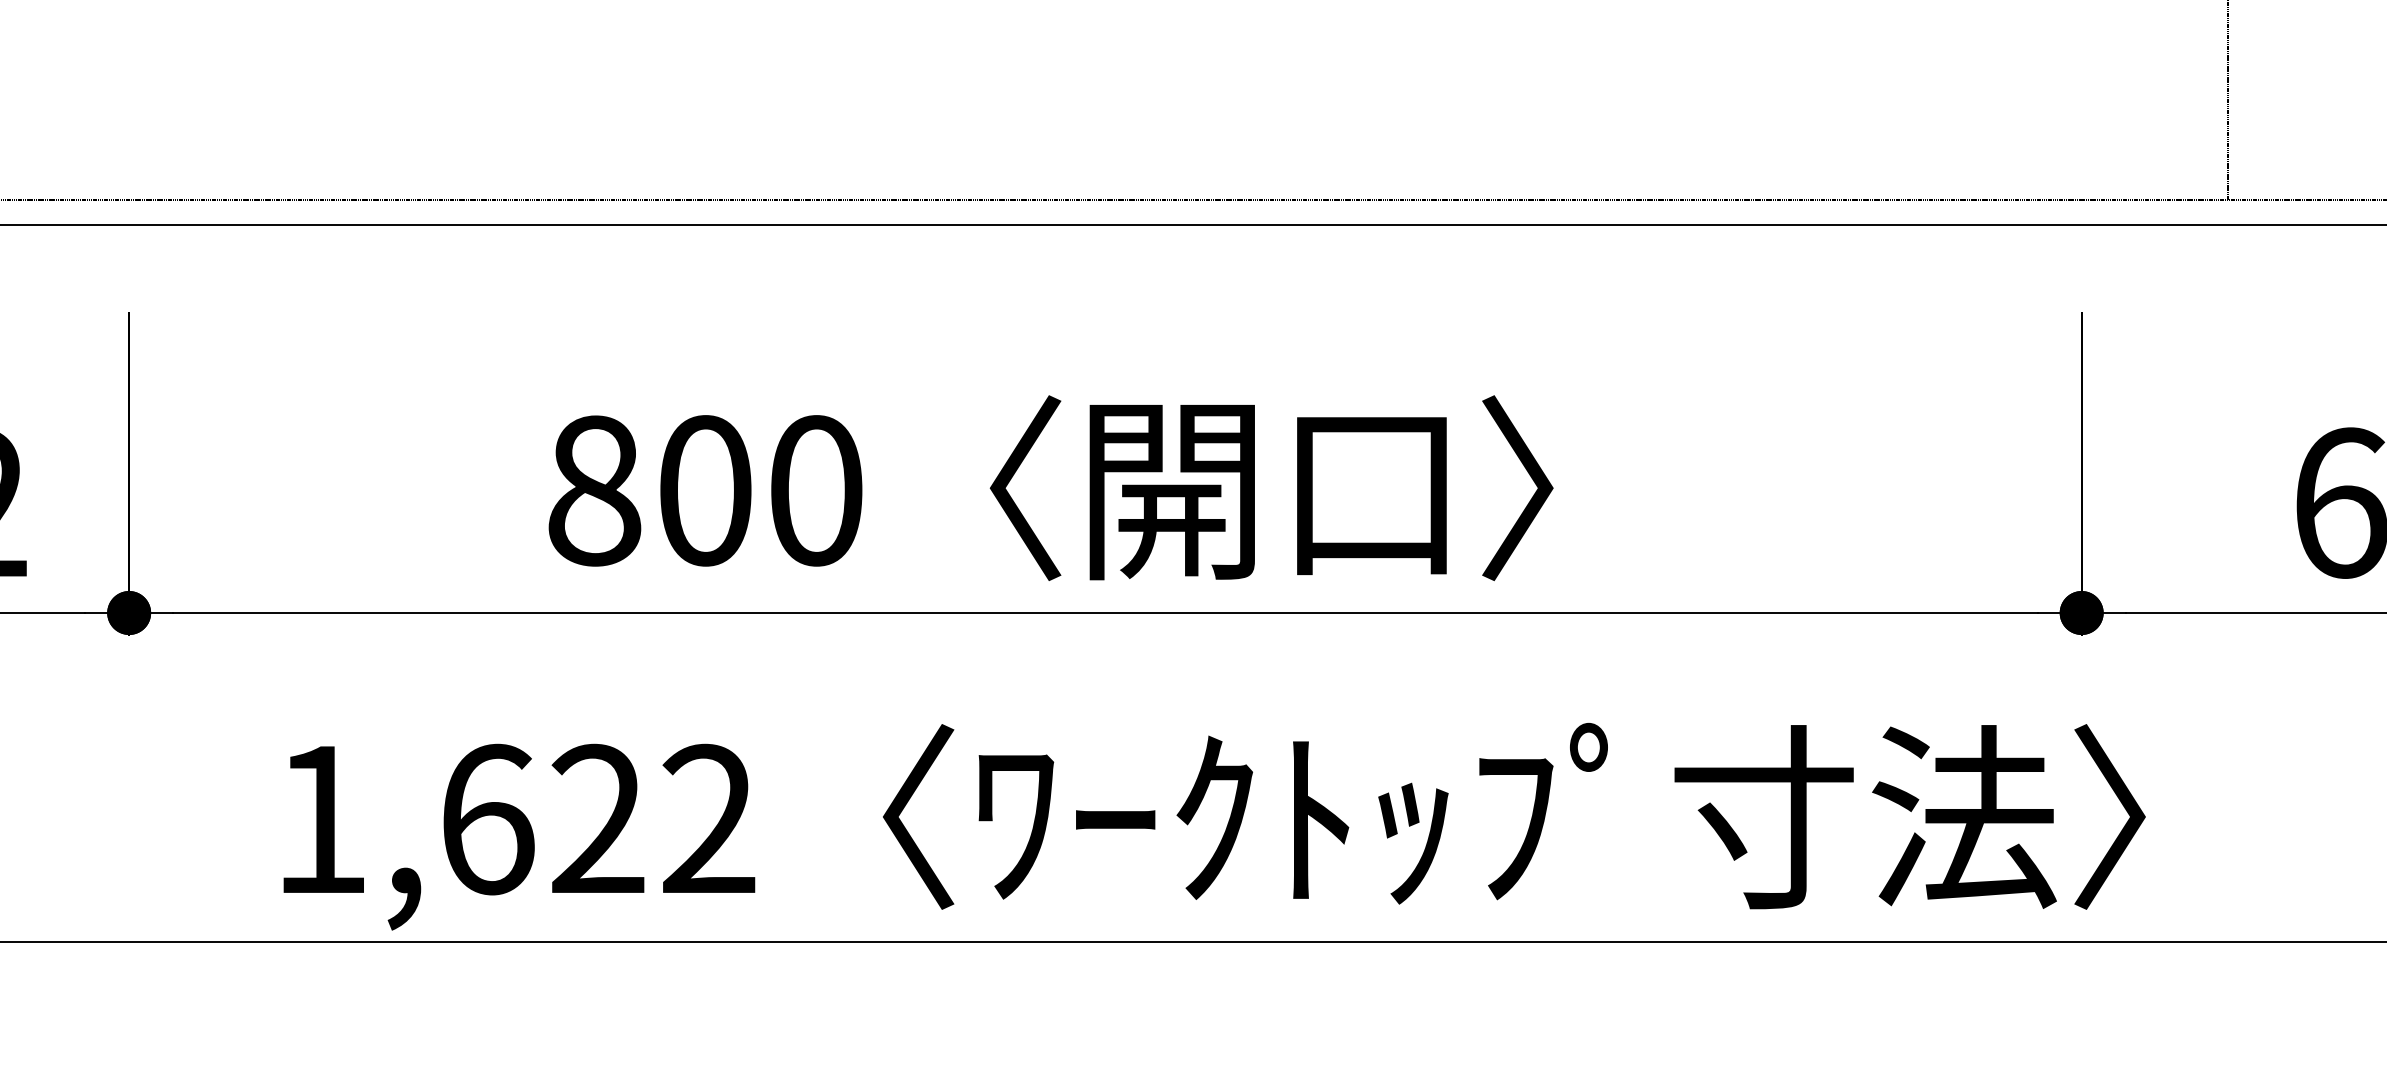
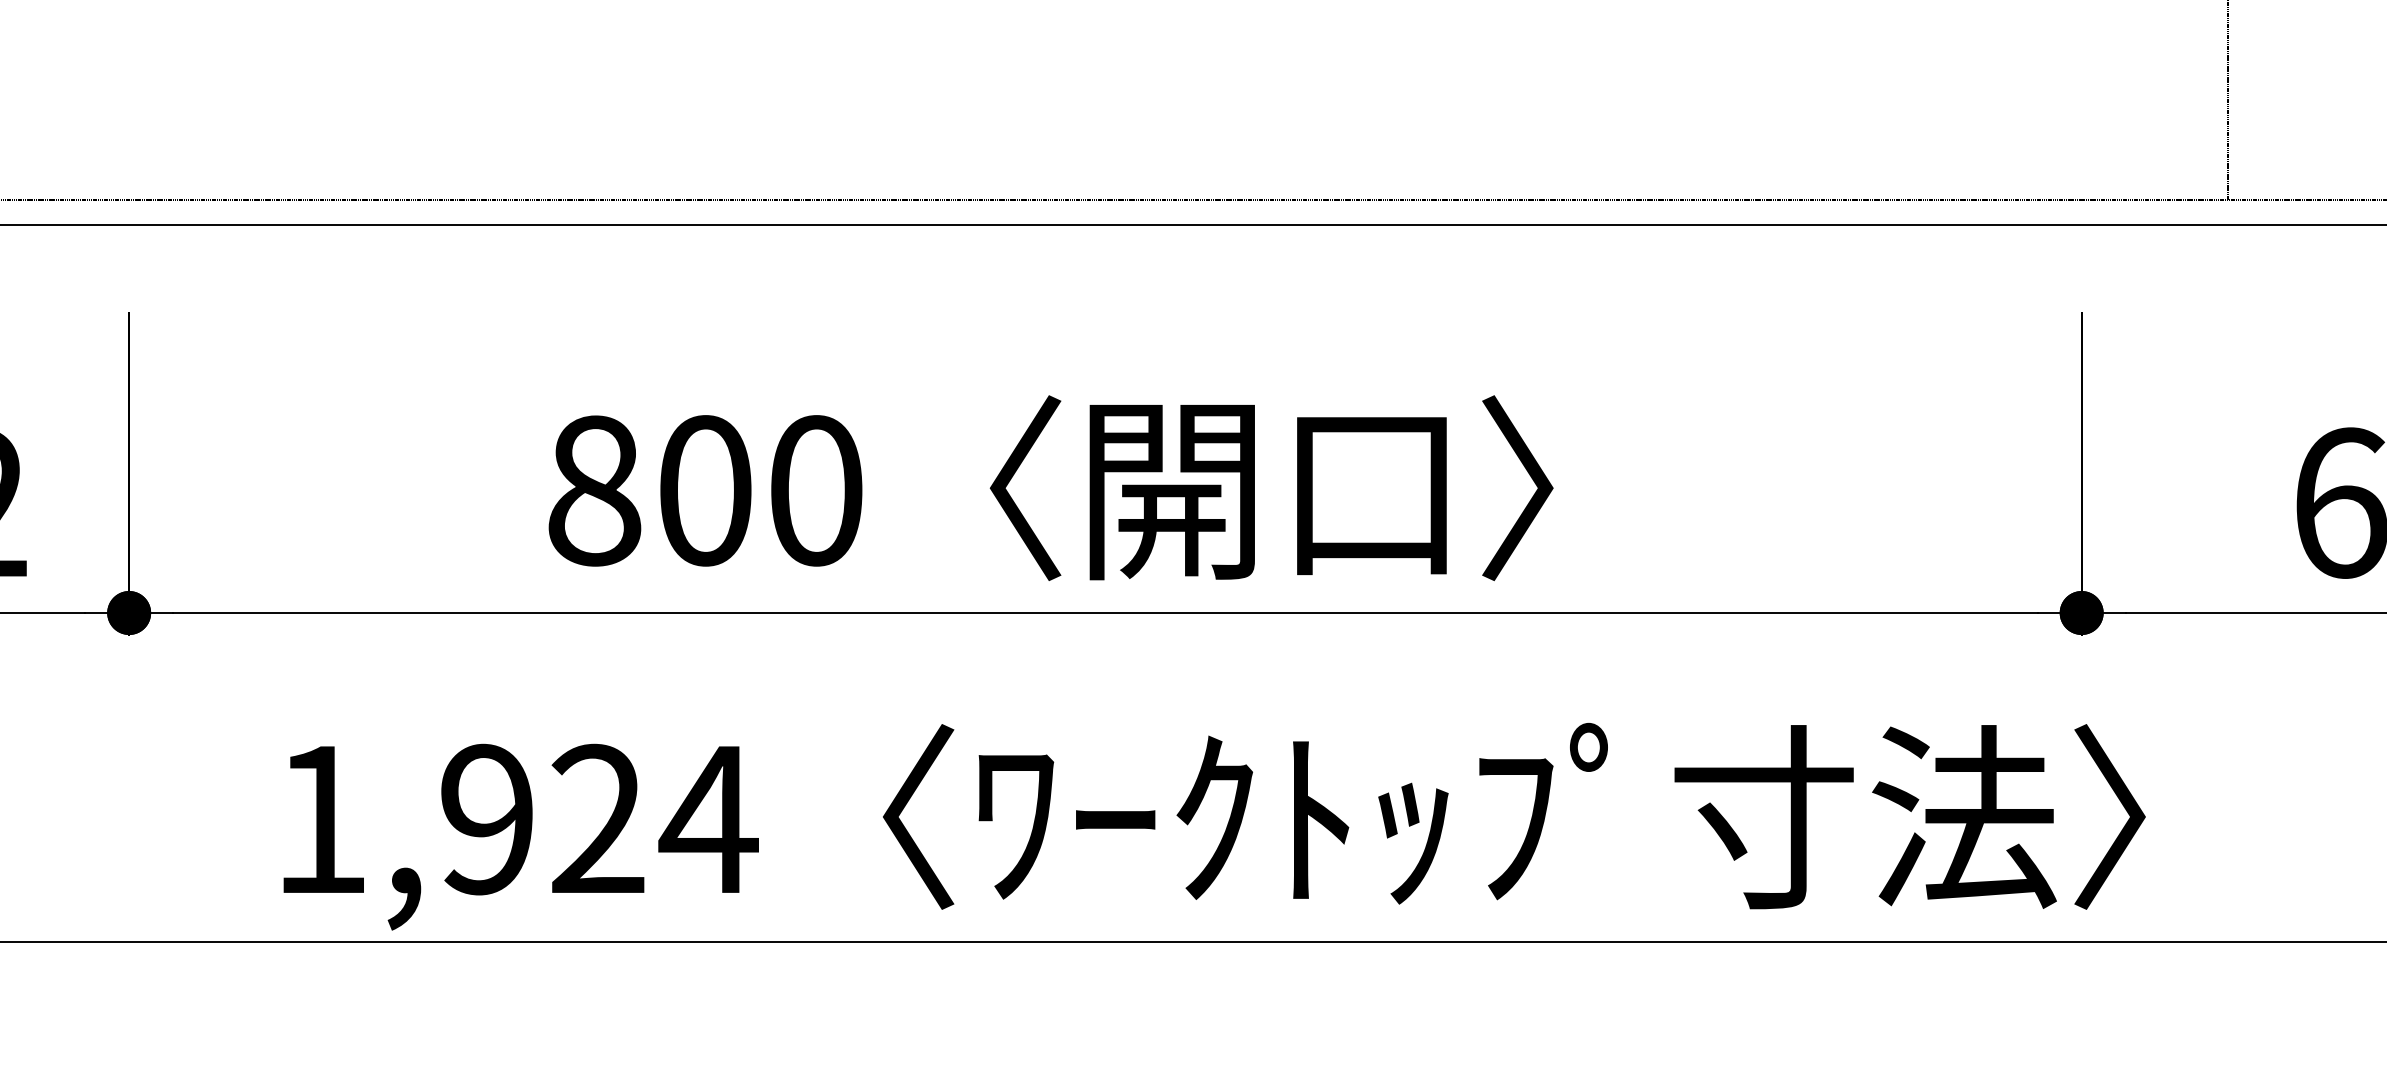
text: 1,622 -> 1,924 (599, 819)
